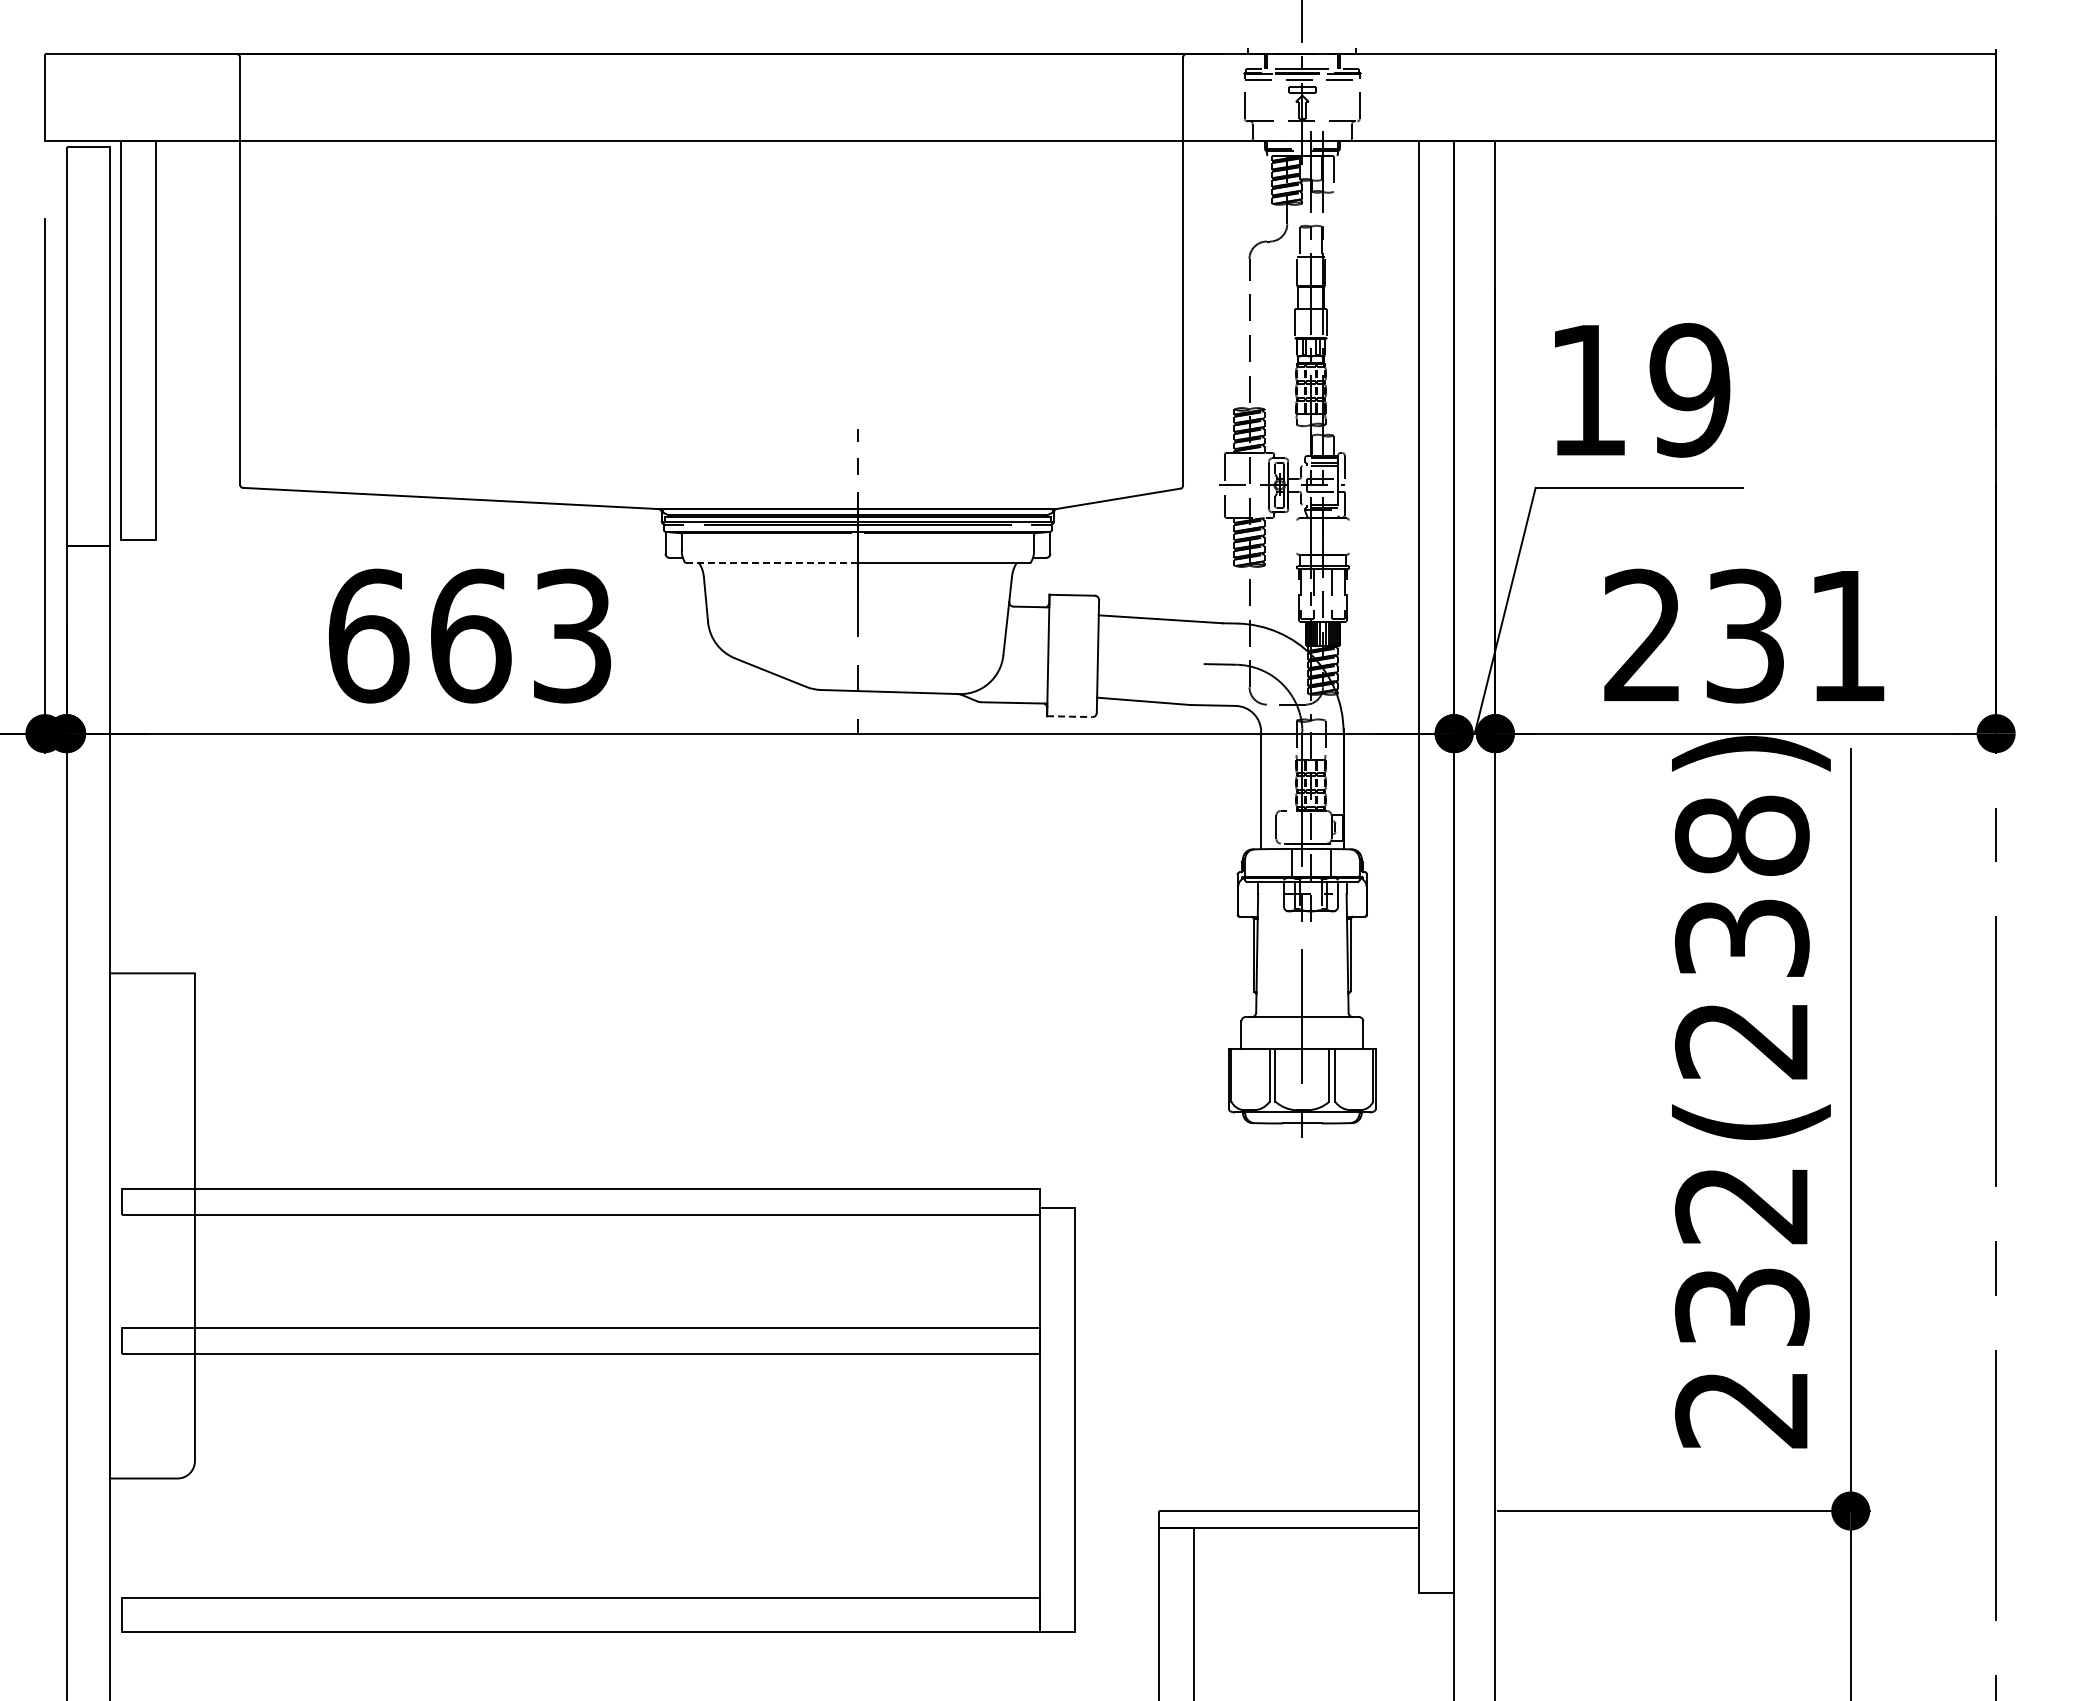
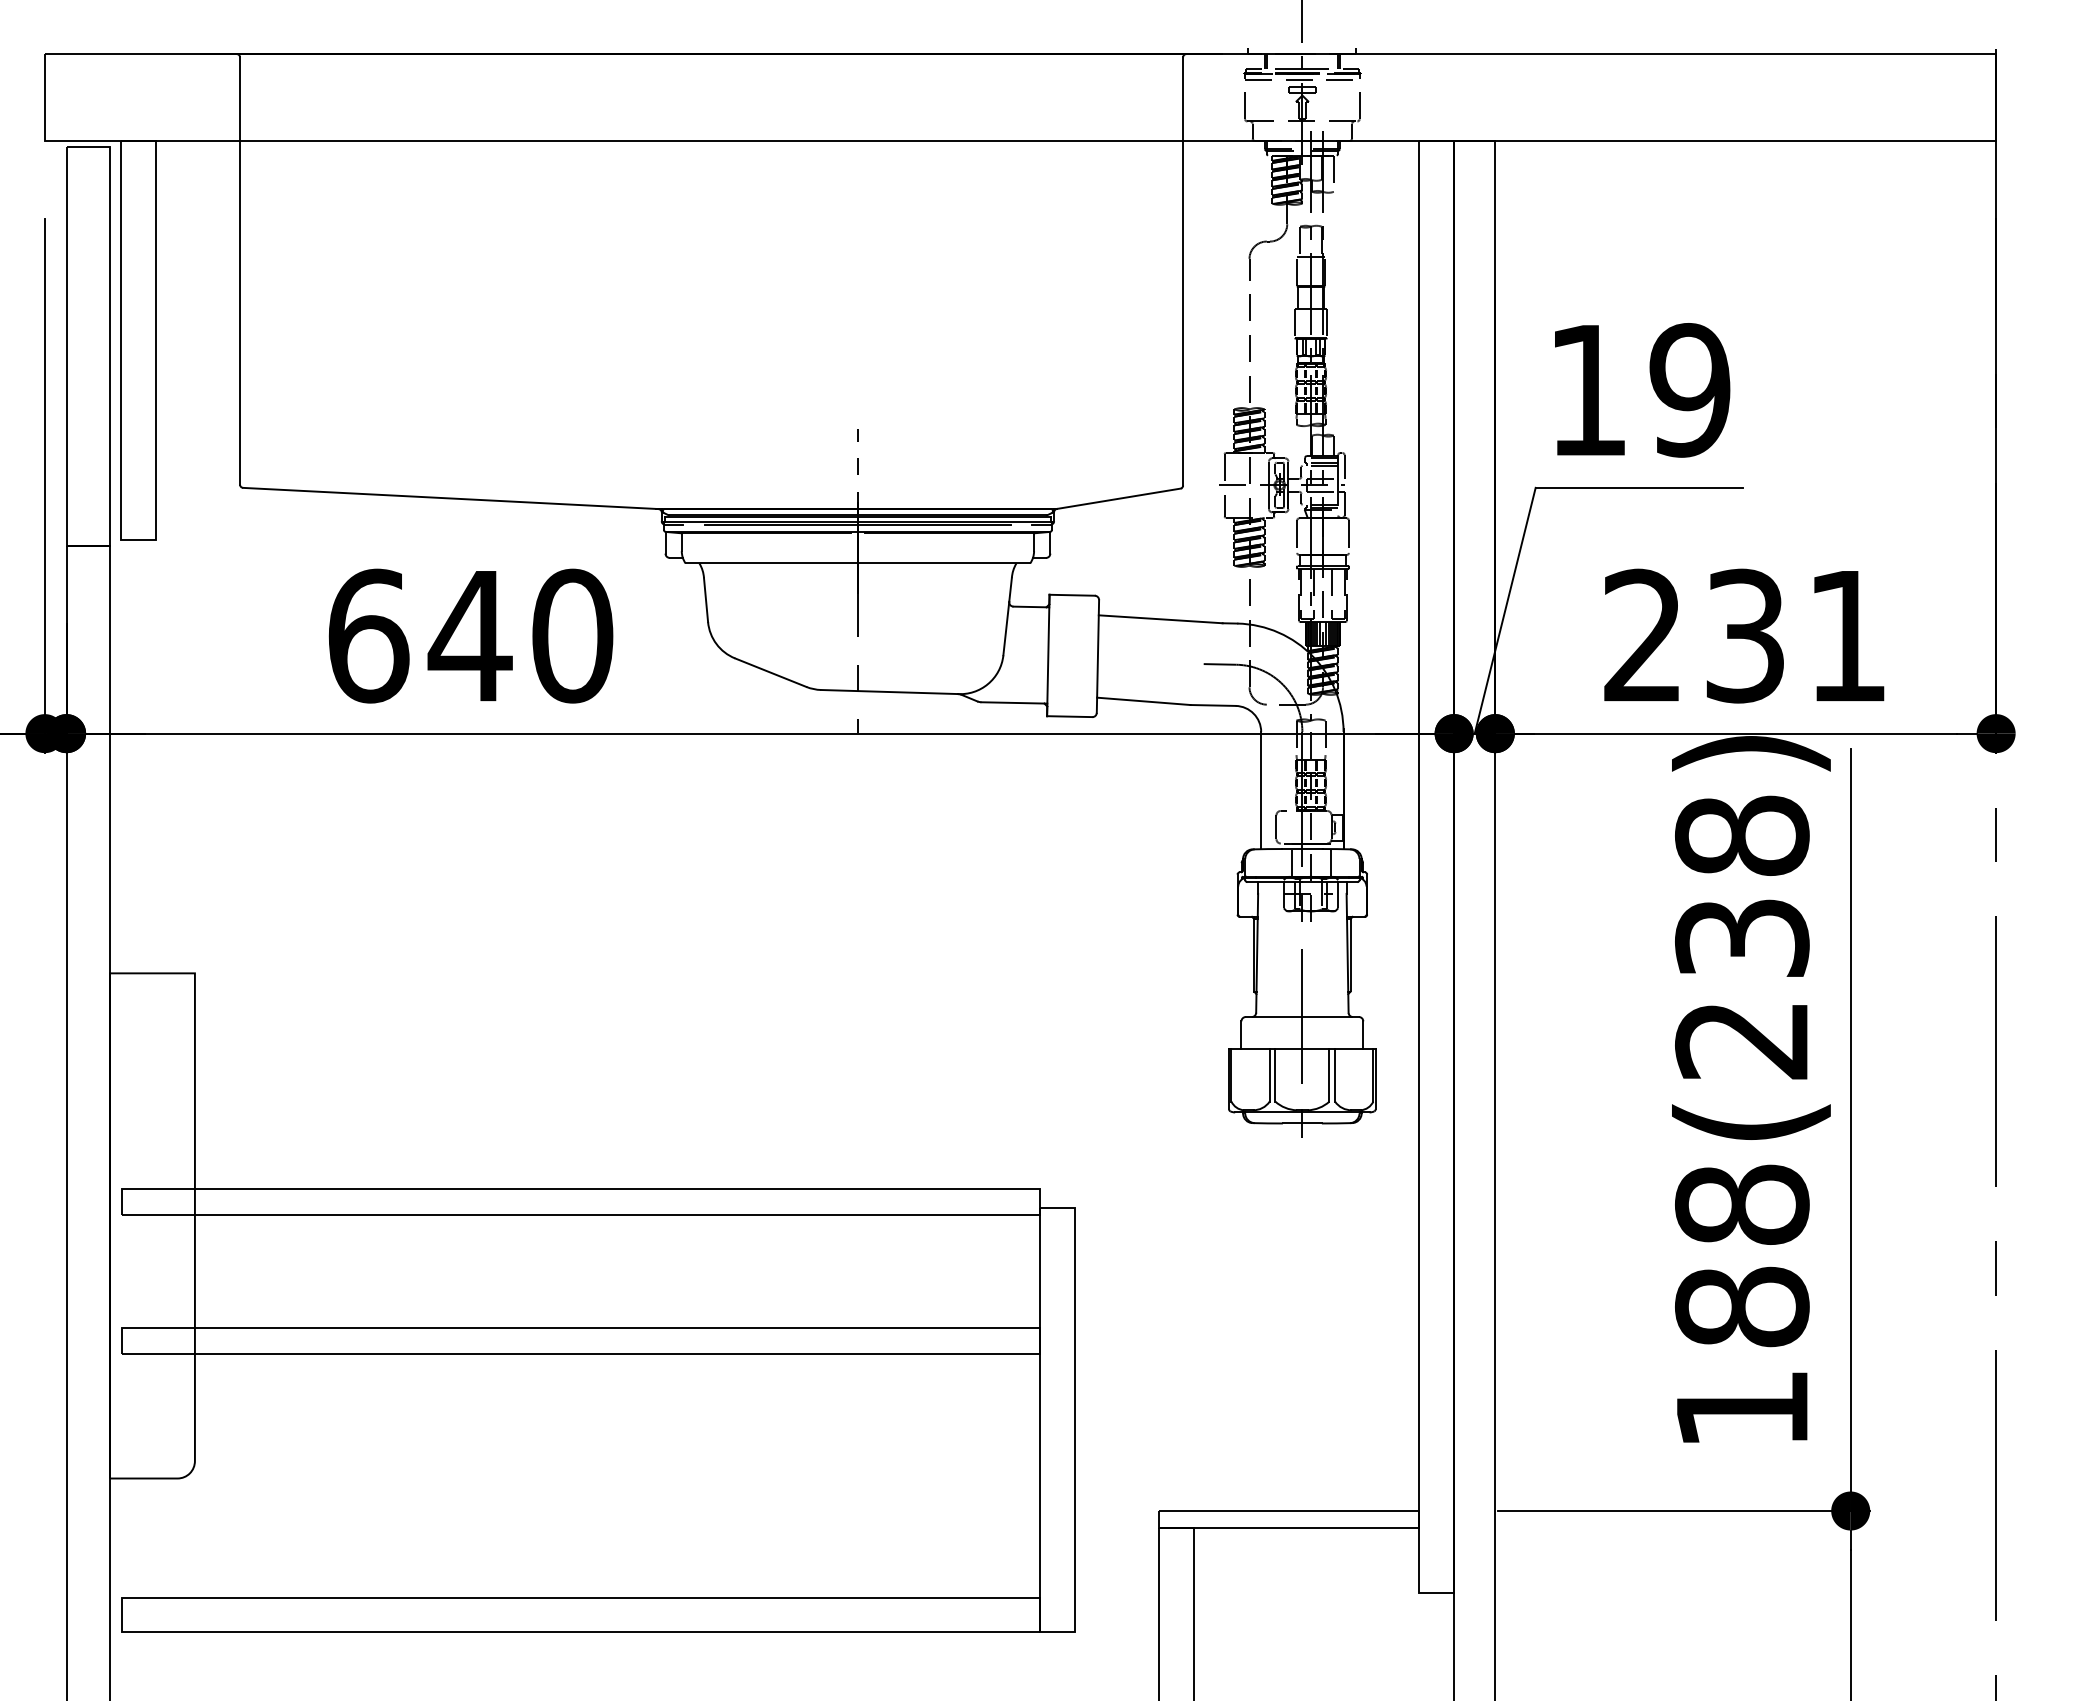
line: none -> present (1297, 536)
line: none -> present (1348, 536)
line: dashed -> solid (771, 563)
text: 663 -> 640 (520, 635)
line: dashed -> solid (1069, 716)
text: 232(238) -> 188(238) (1742, 1306)
